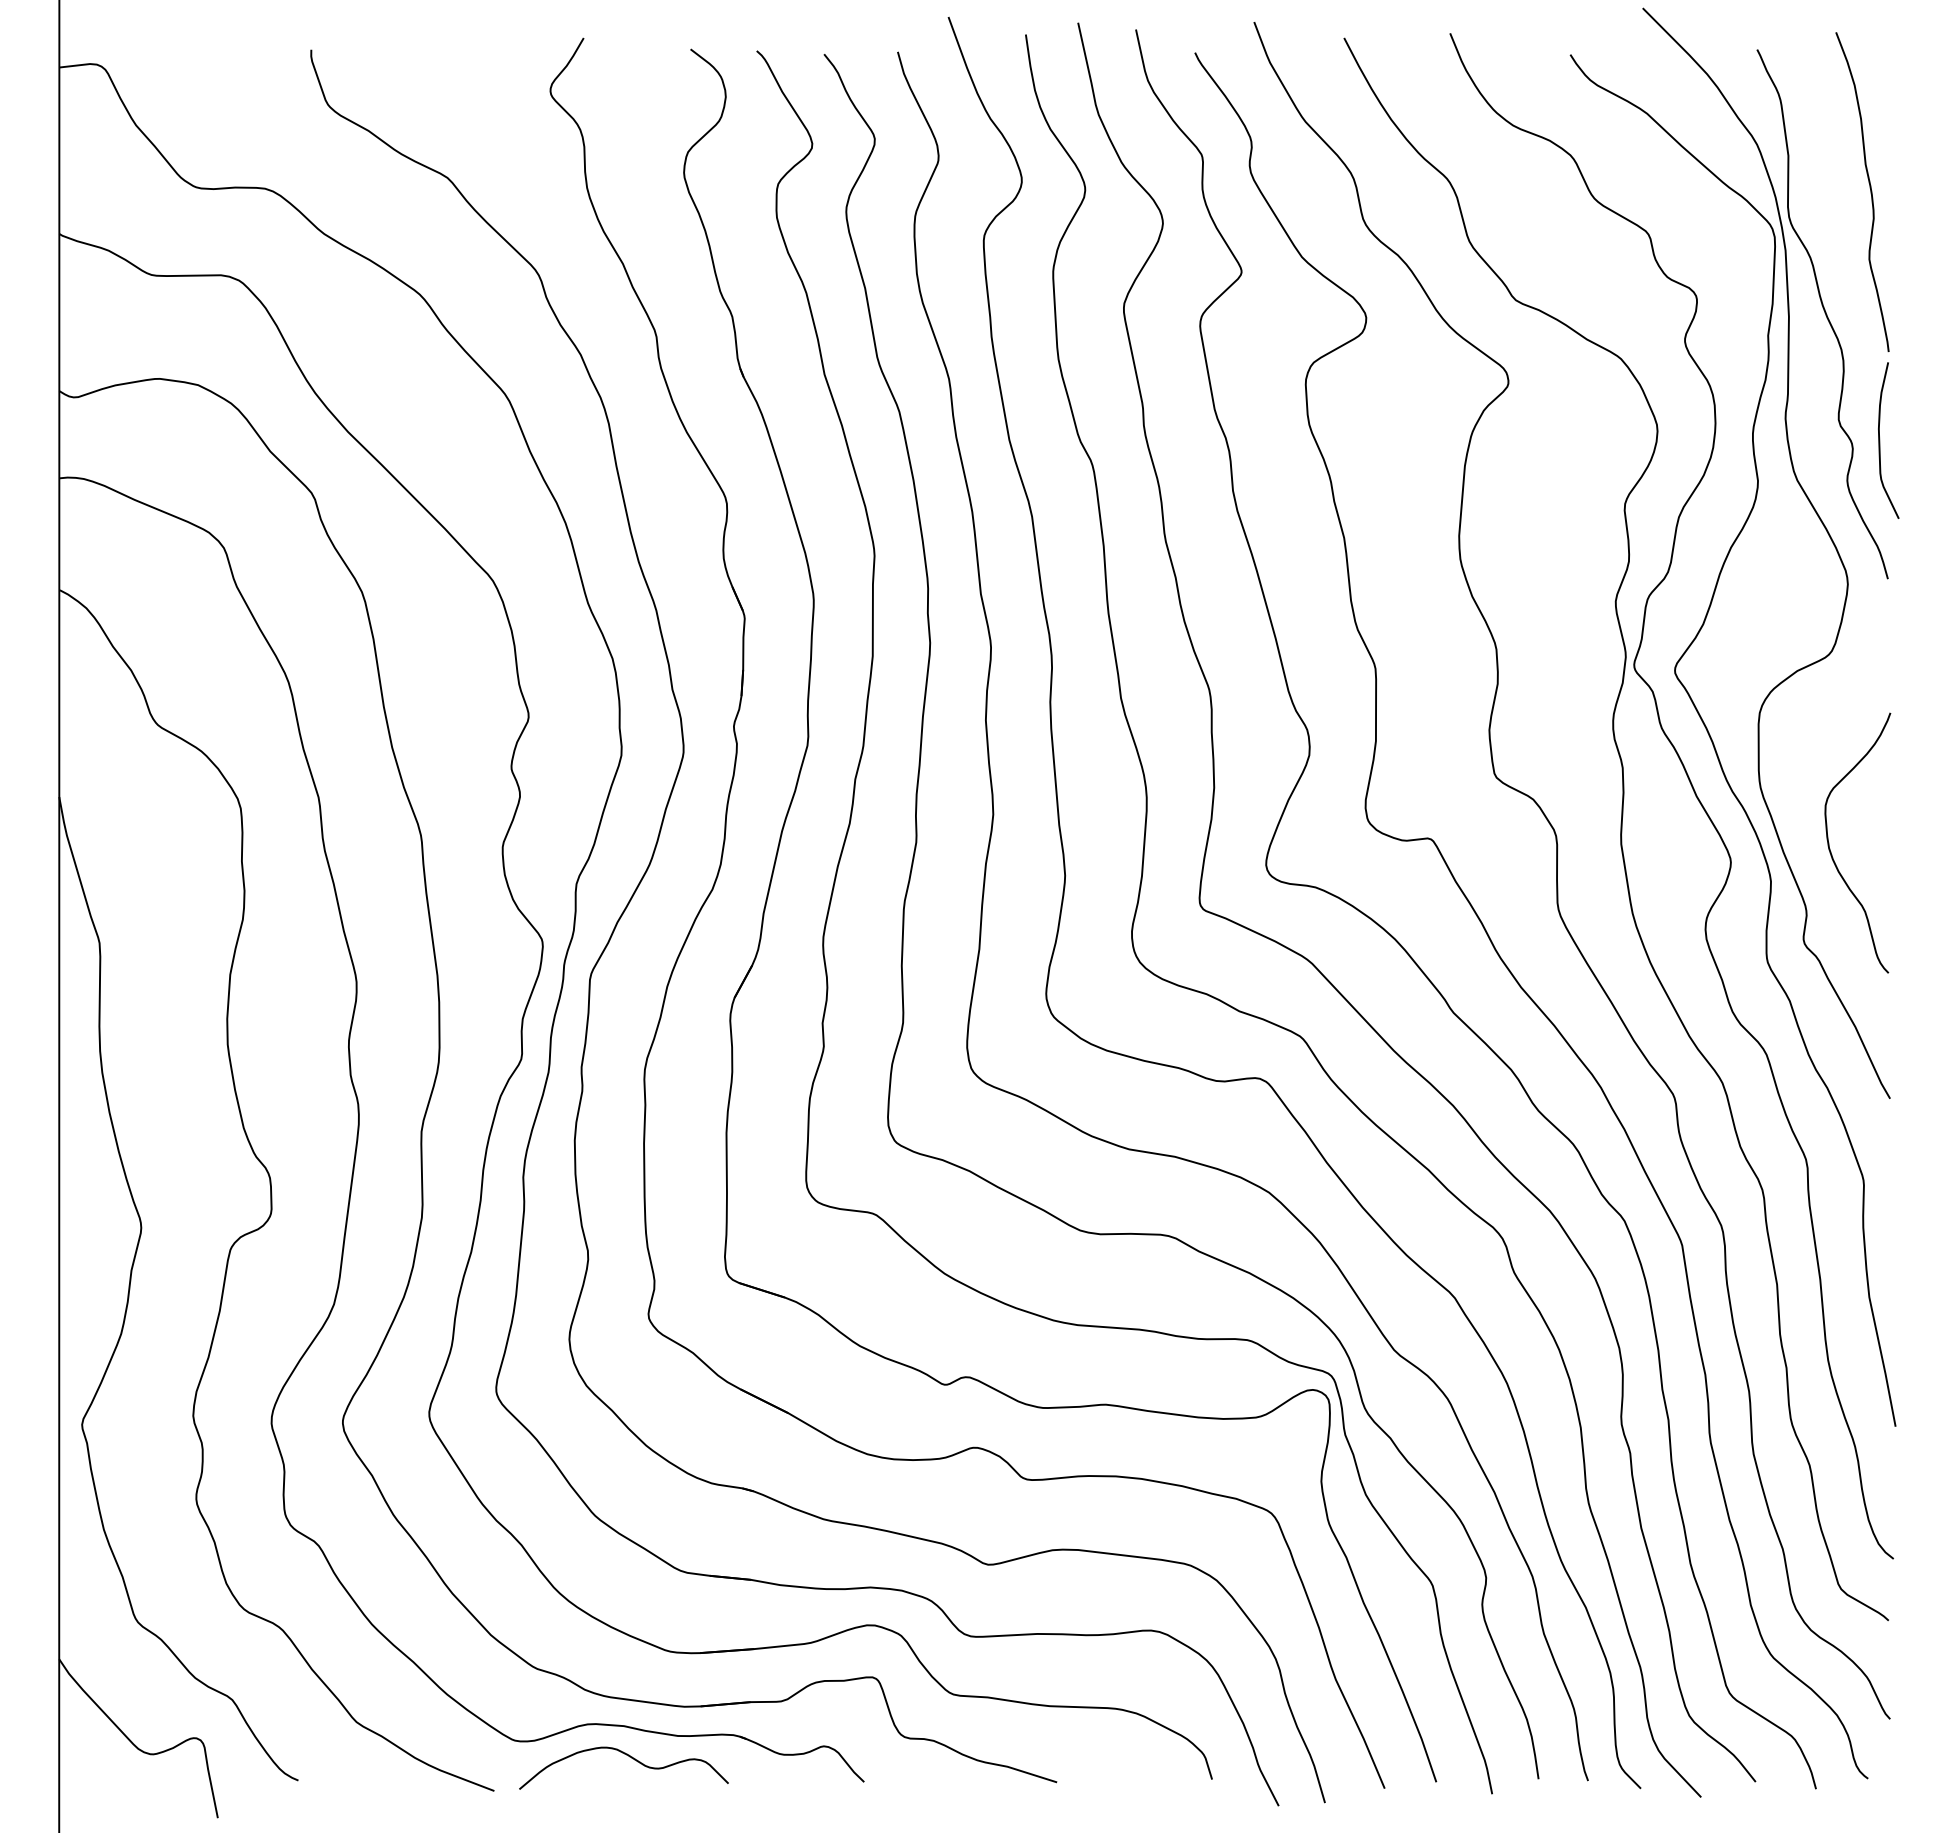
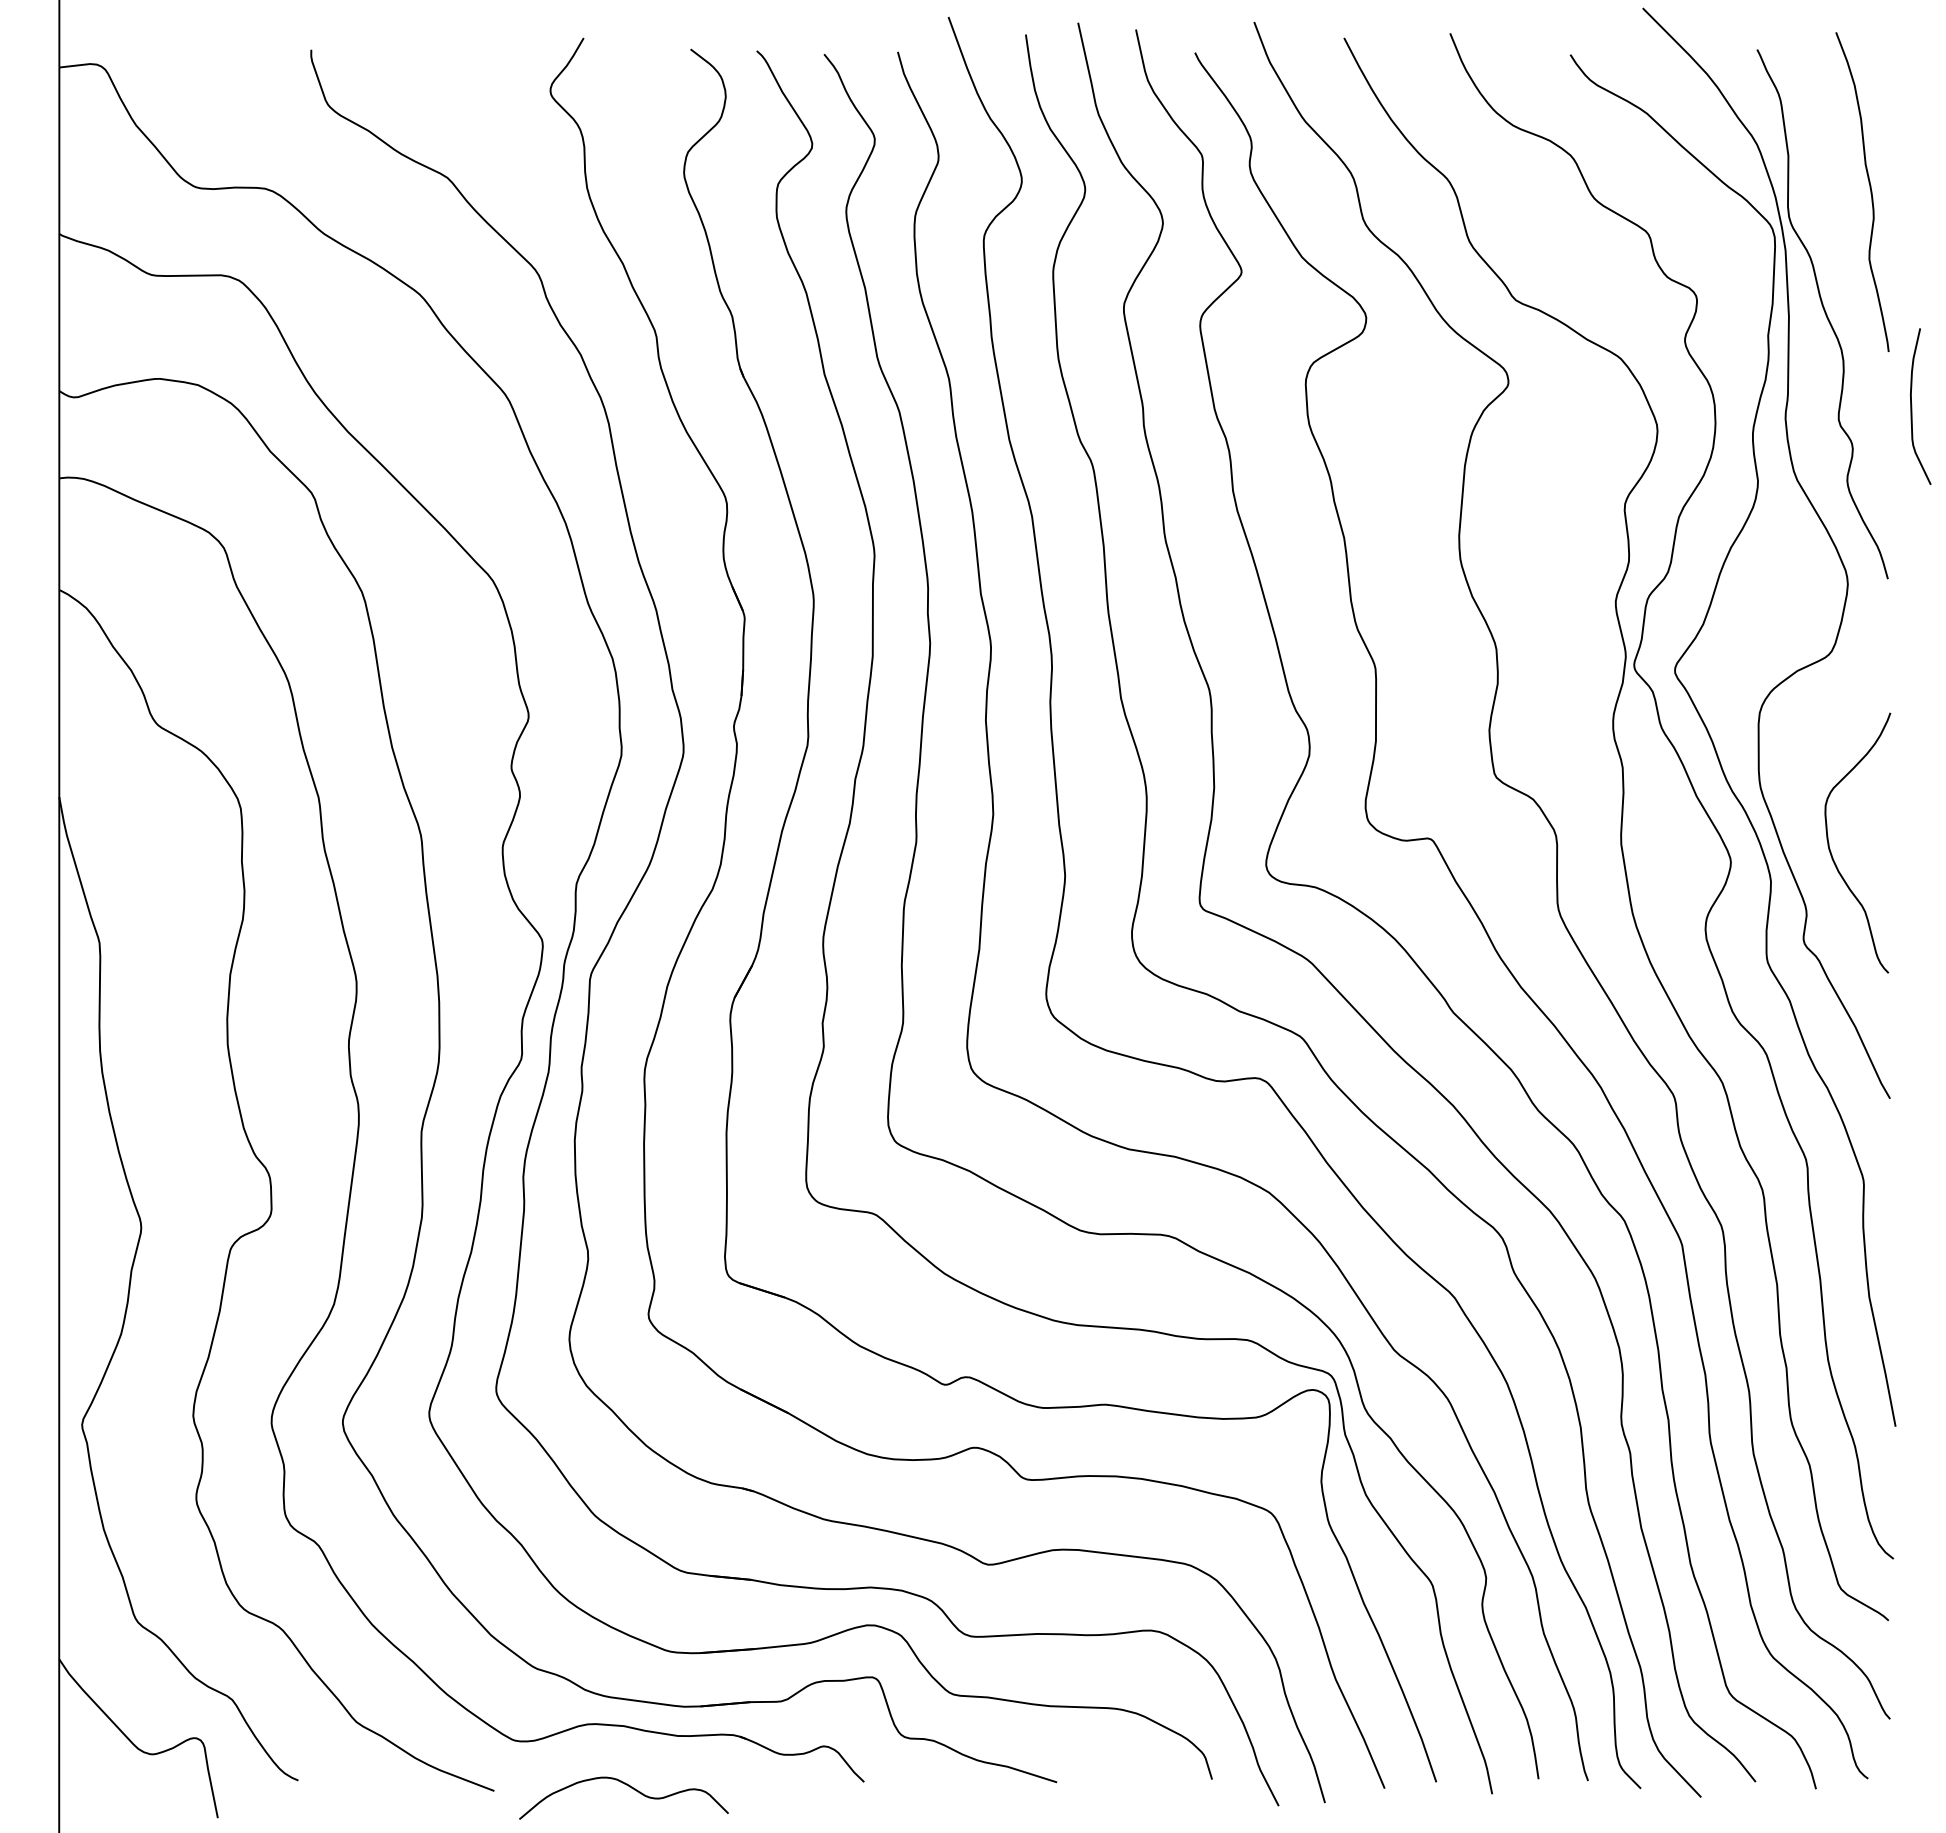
curve position: (1880, 440) -> (1912, 406) (1912, 406)
curve position: (629, 1757) -> (629, 1787) (629, 1787)
